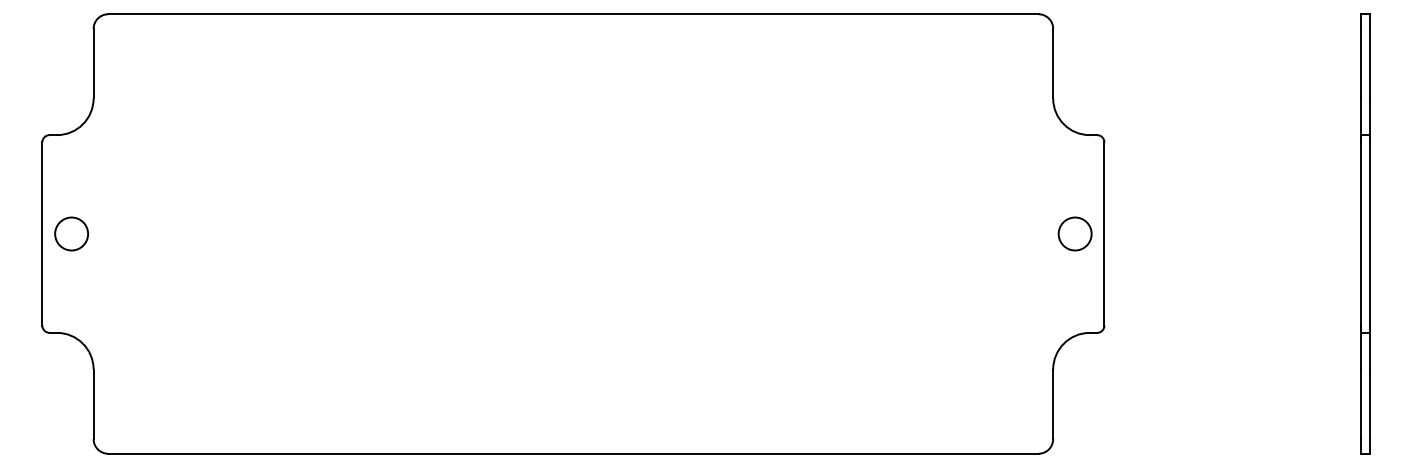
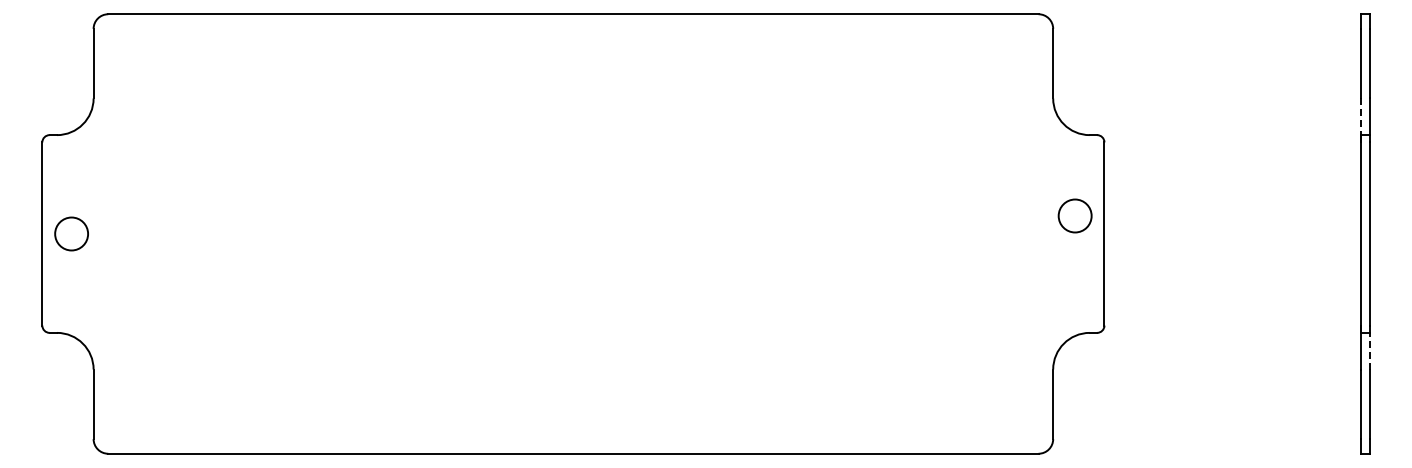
line: solid -> dashed (1360, 117)
circle position: (1074, 233) -> (1074, 215) (1074, 215)
line: solid -> dashed (1369, 350)
